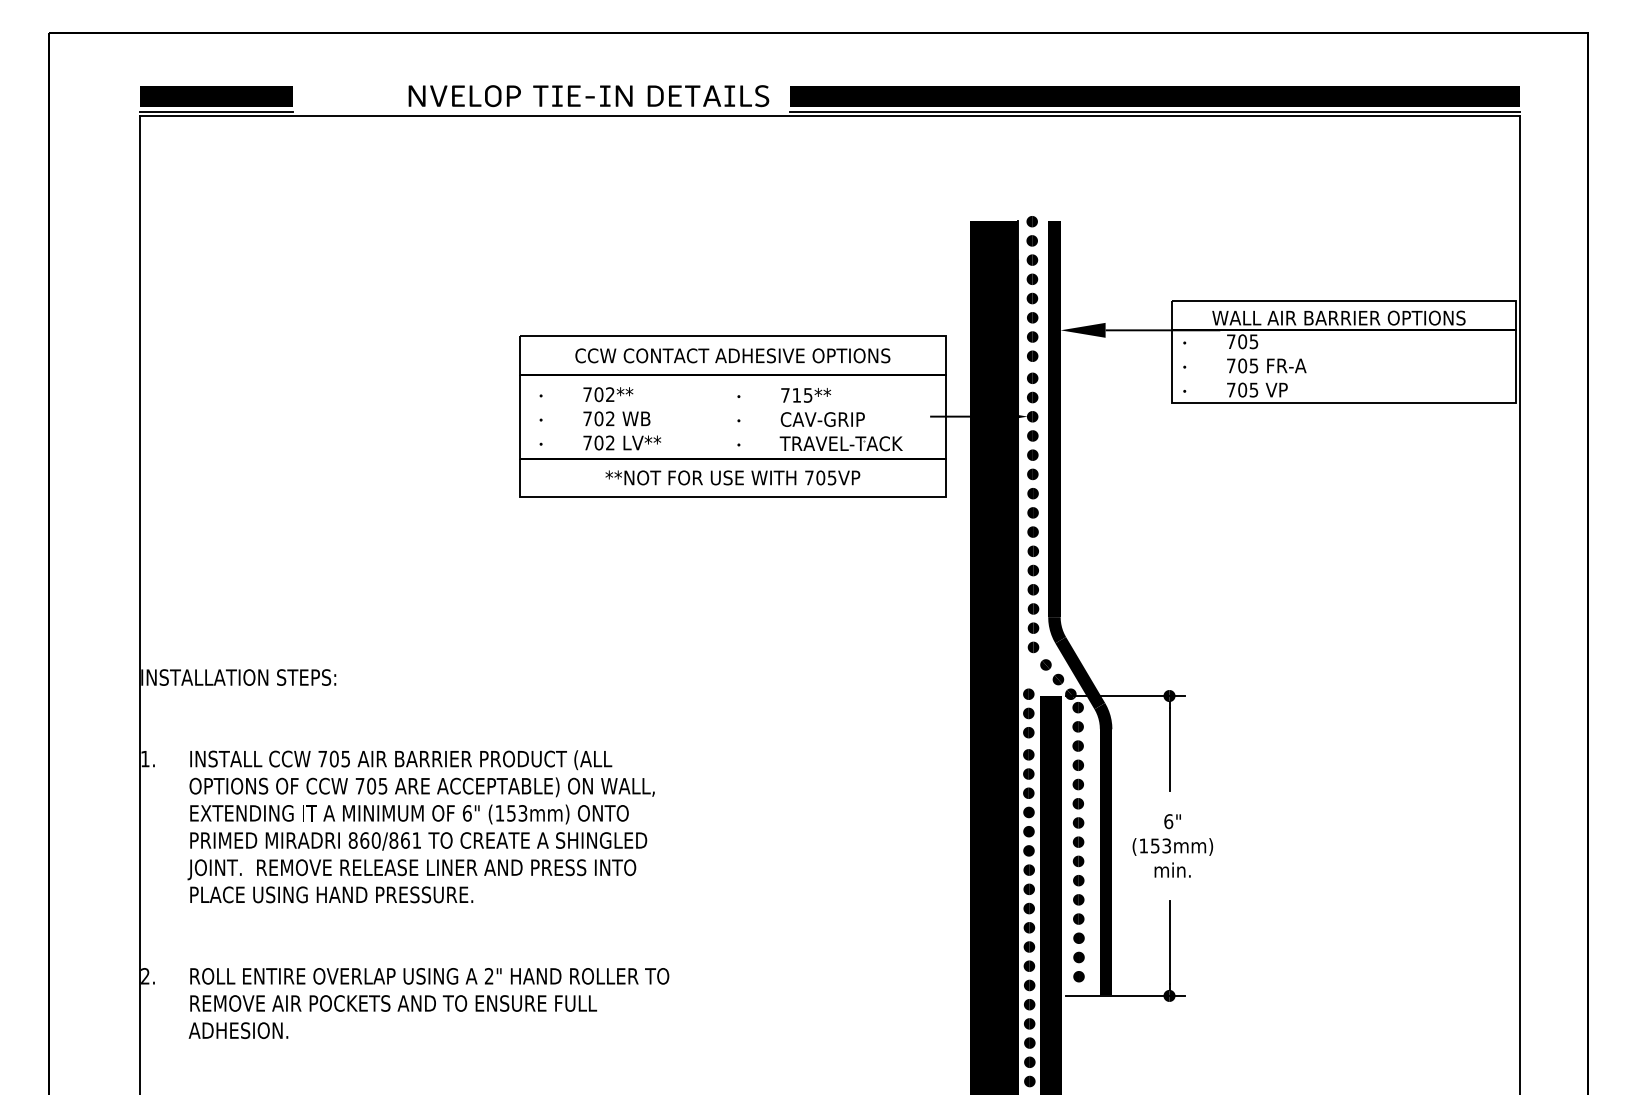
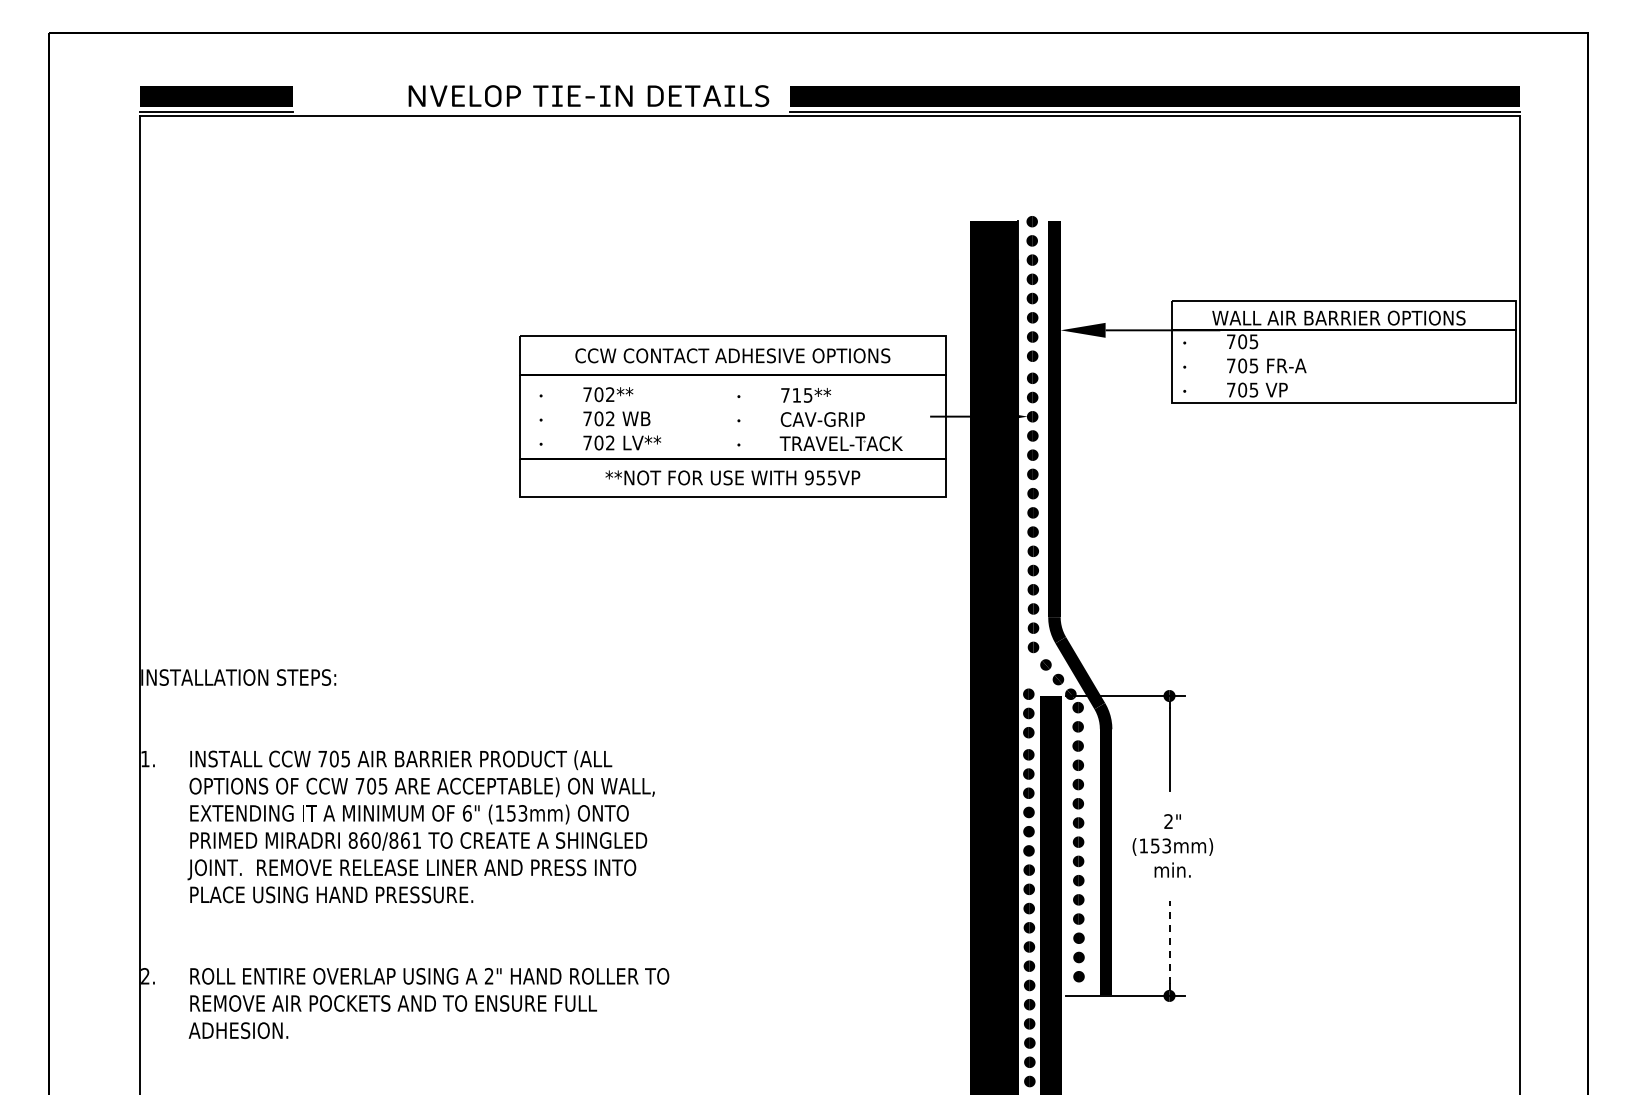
text: 705VP -> 955VP (814, 477)
text: 6" -> 2" (1168, 821)
line: solid -> dashed (1169, 941)
